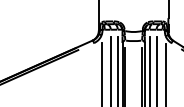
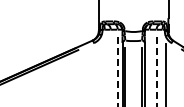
line: present -> none (110, 70)
line: present -> none (149, 70)
line: present -> none (101, 72)
line: solid -> dashed (117, 72)
line: solid -> dashed (156, 72)
